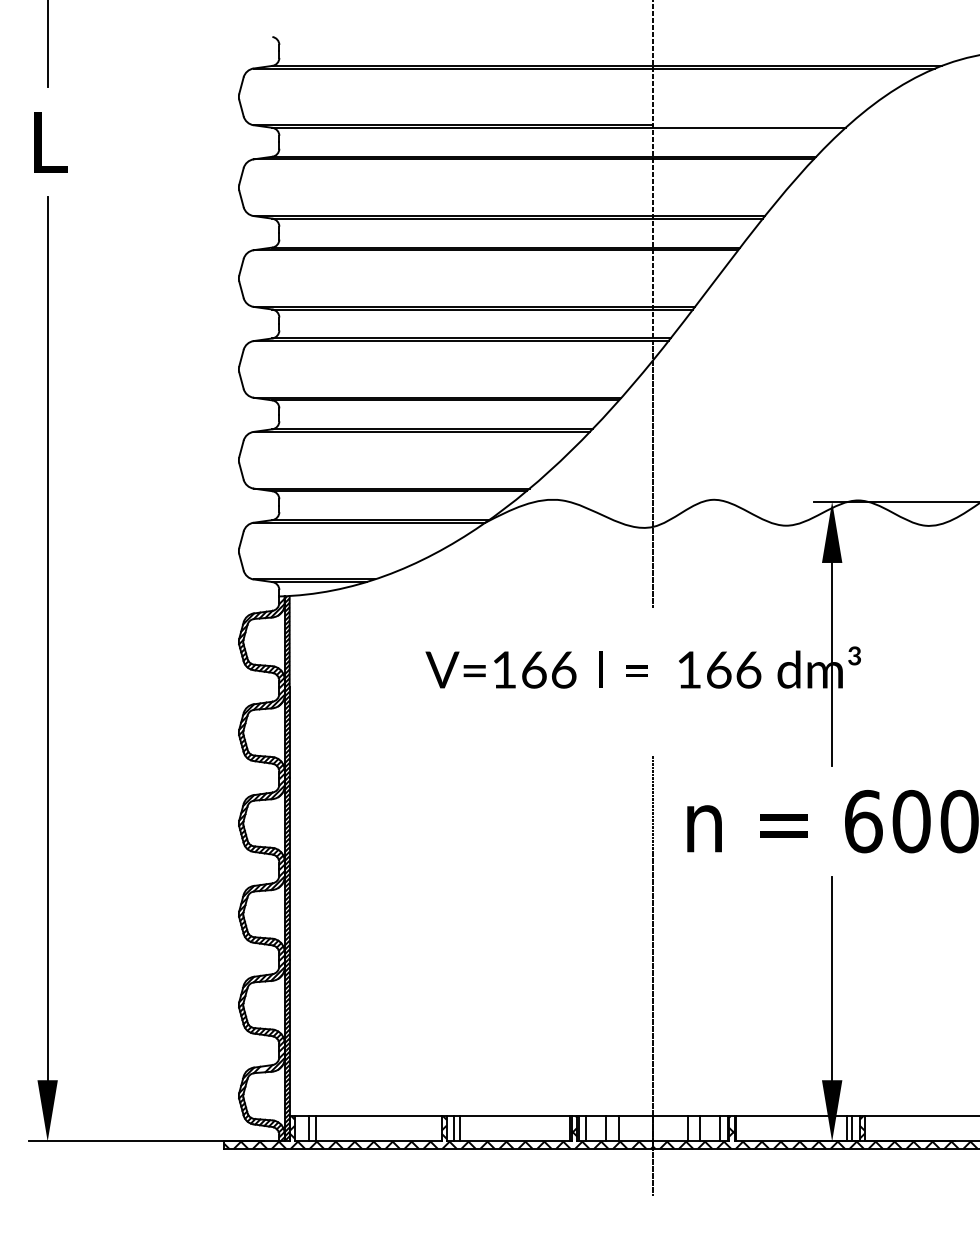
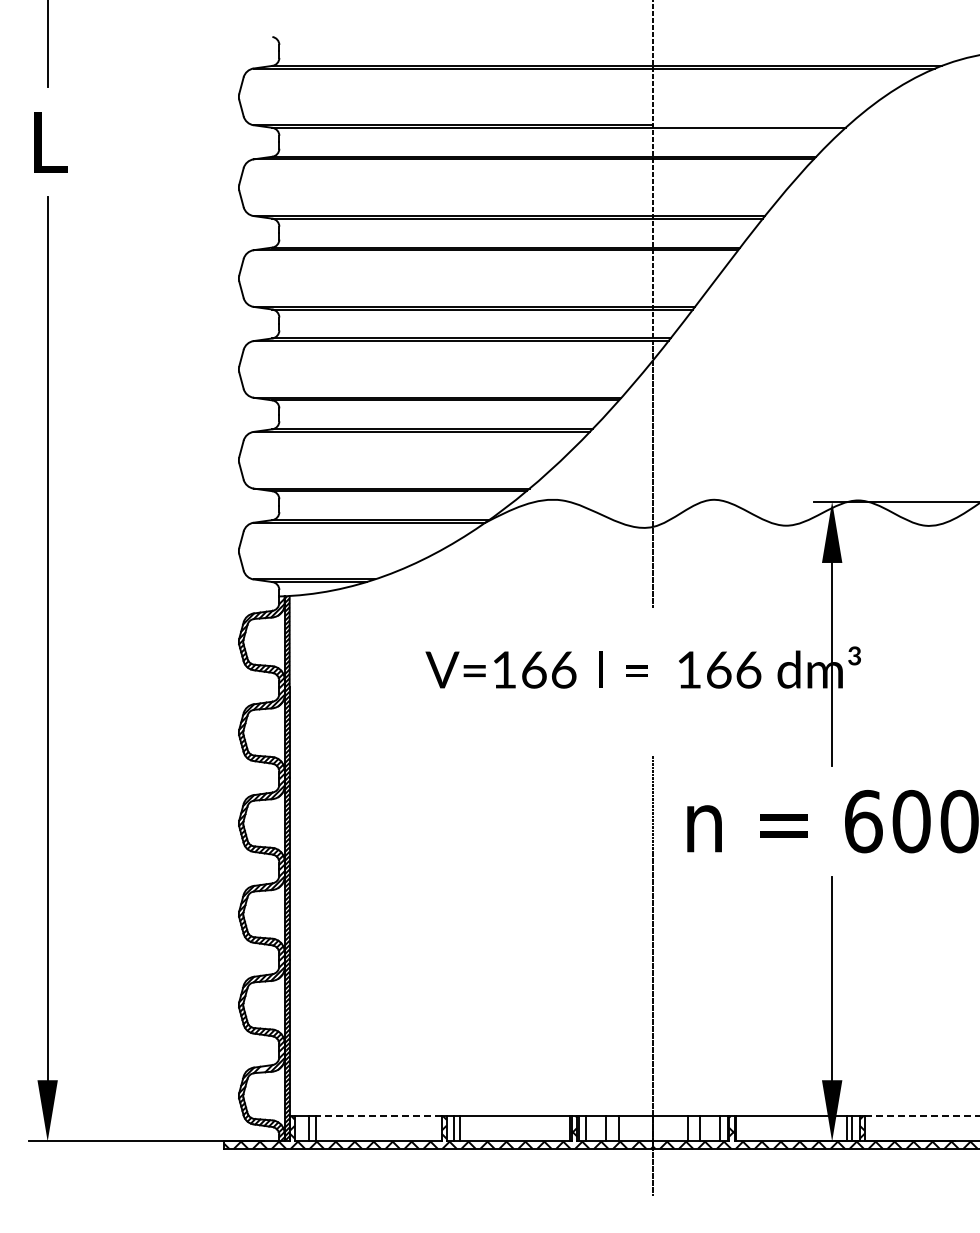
line: solid -> dashed (378, 1116)
line: solid -> dashed (922, 1116)
